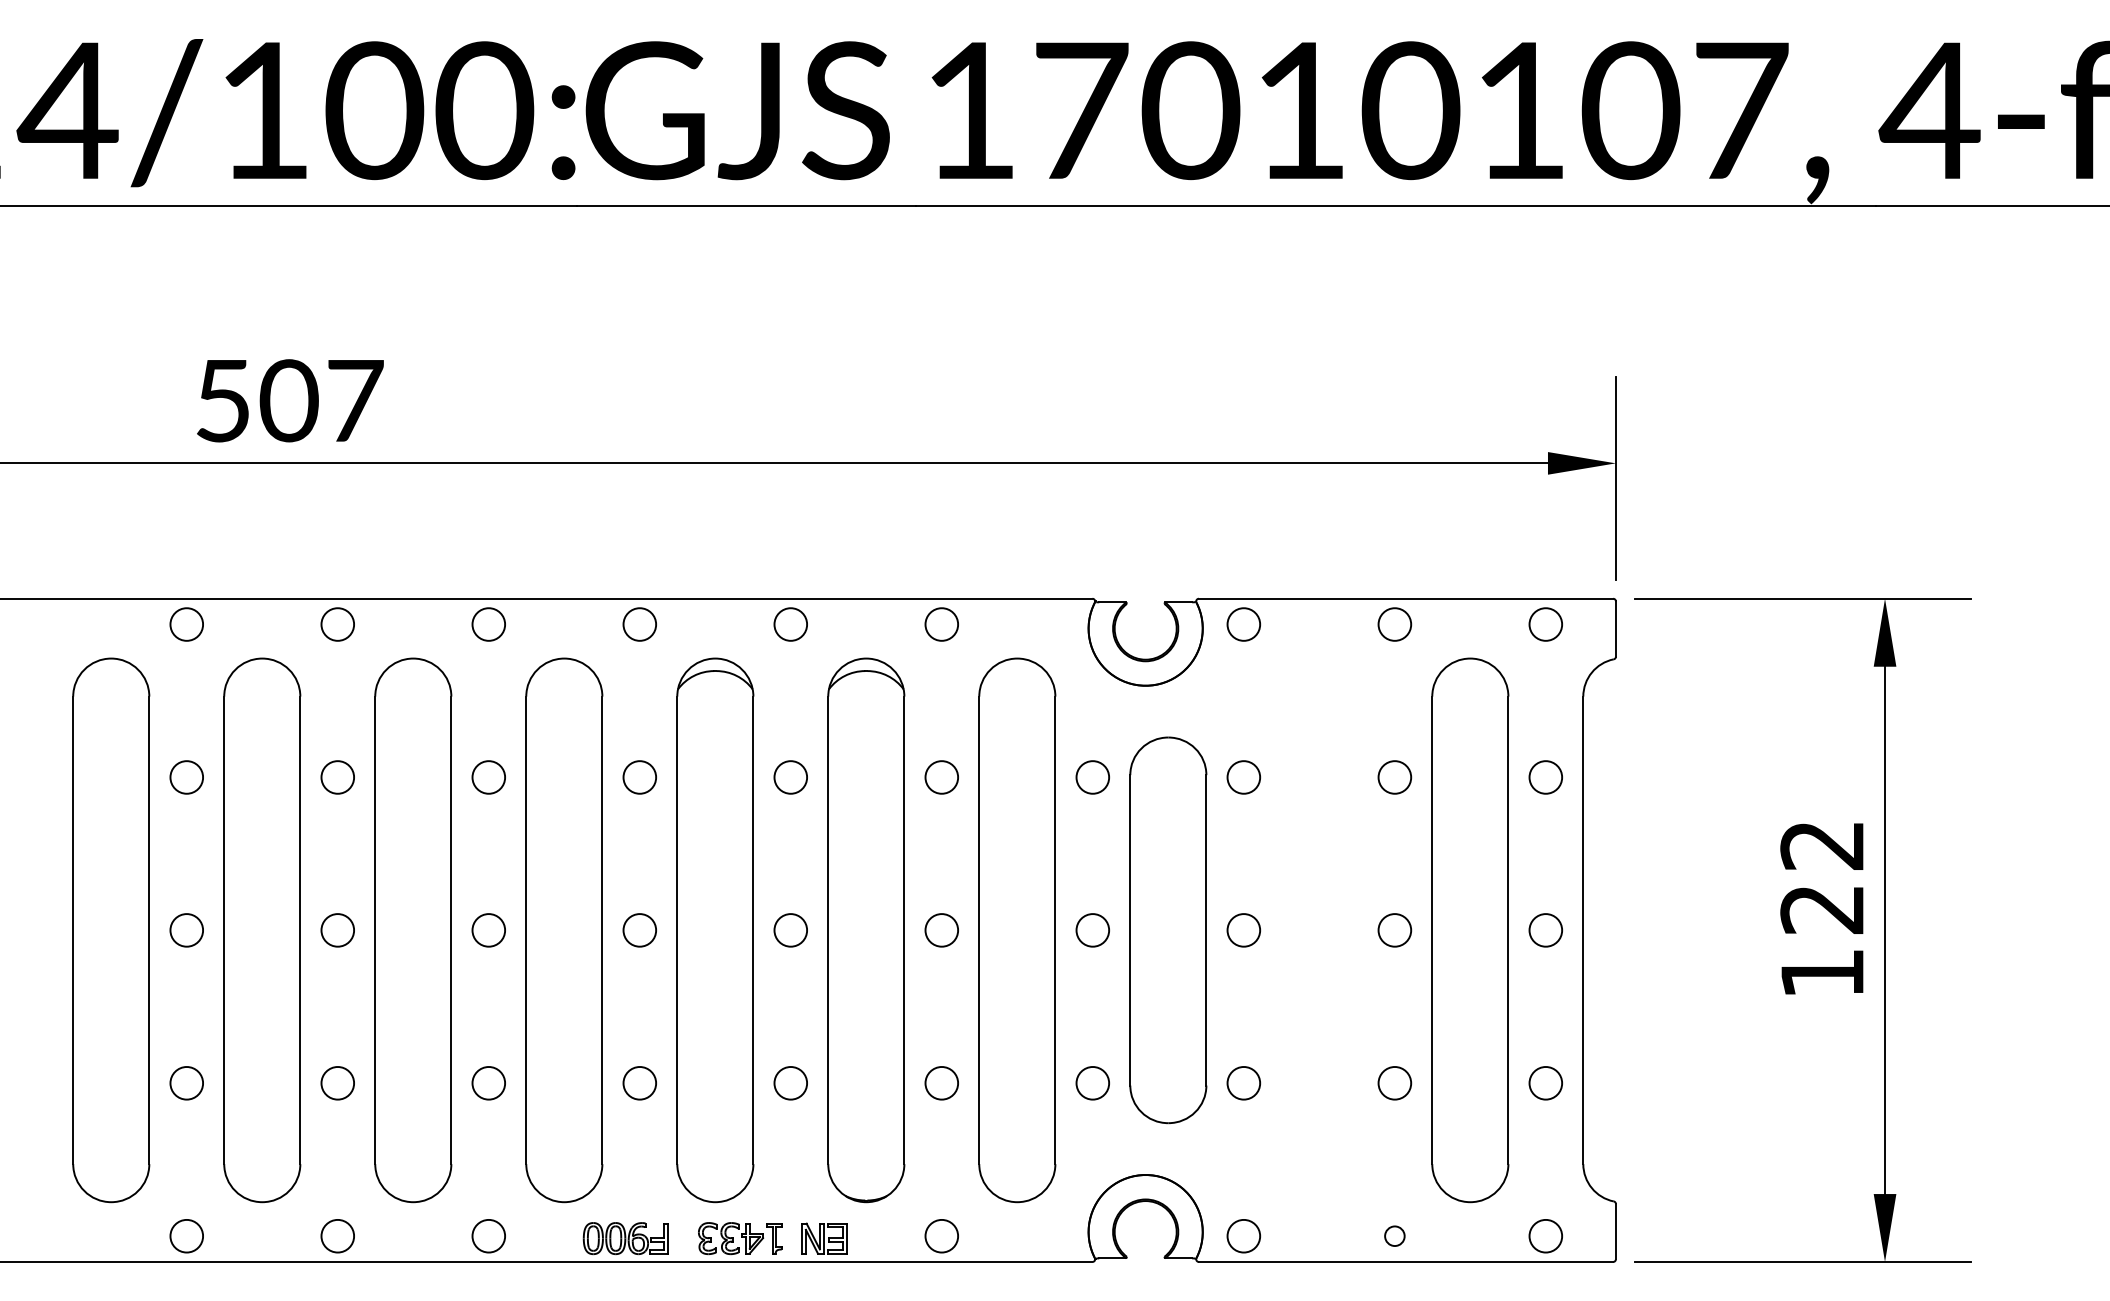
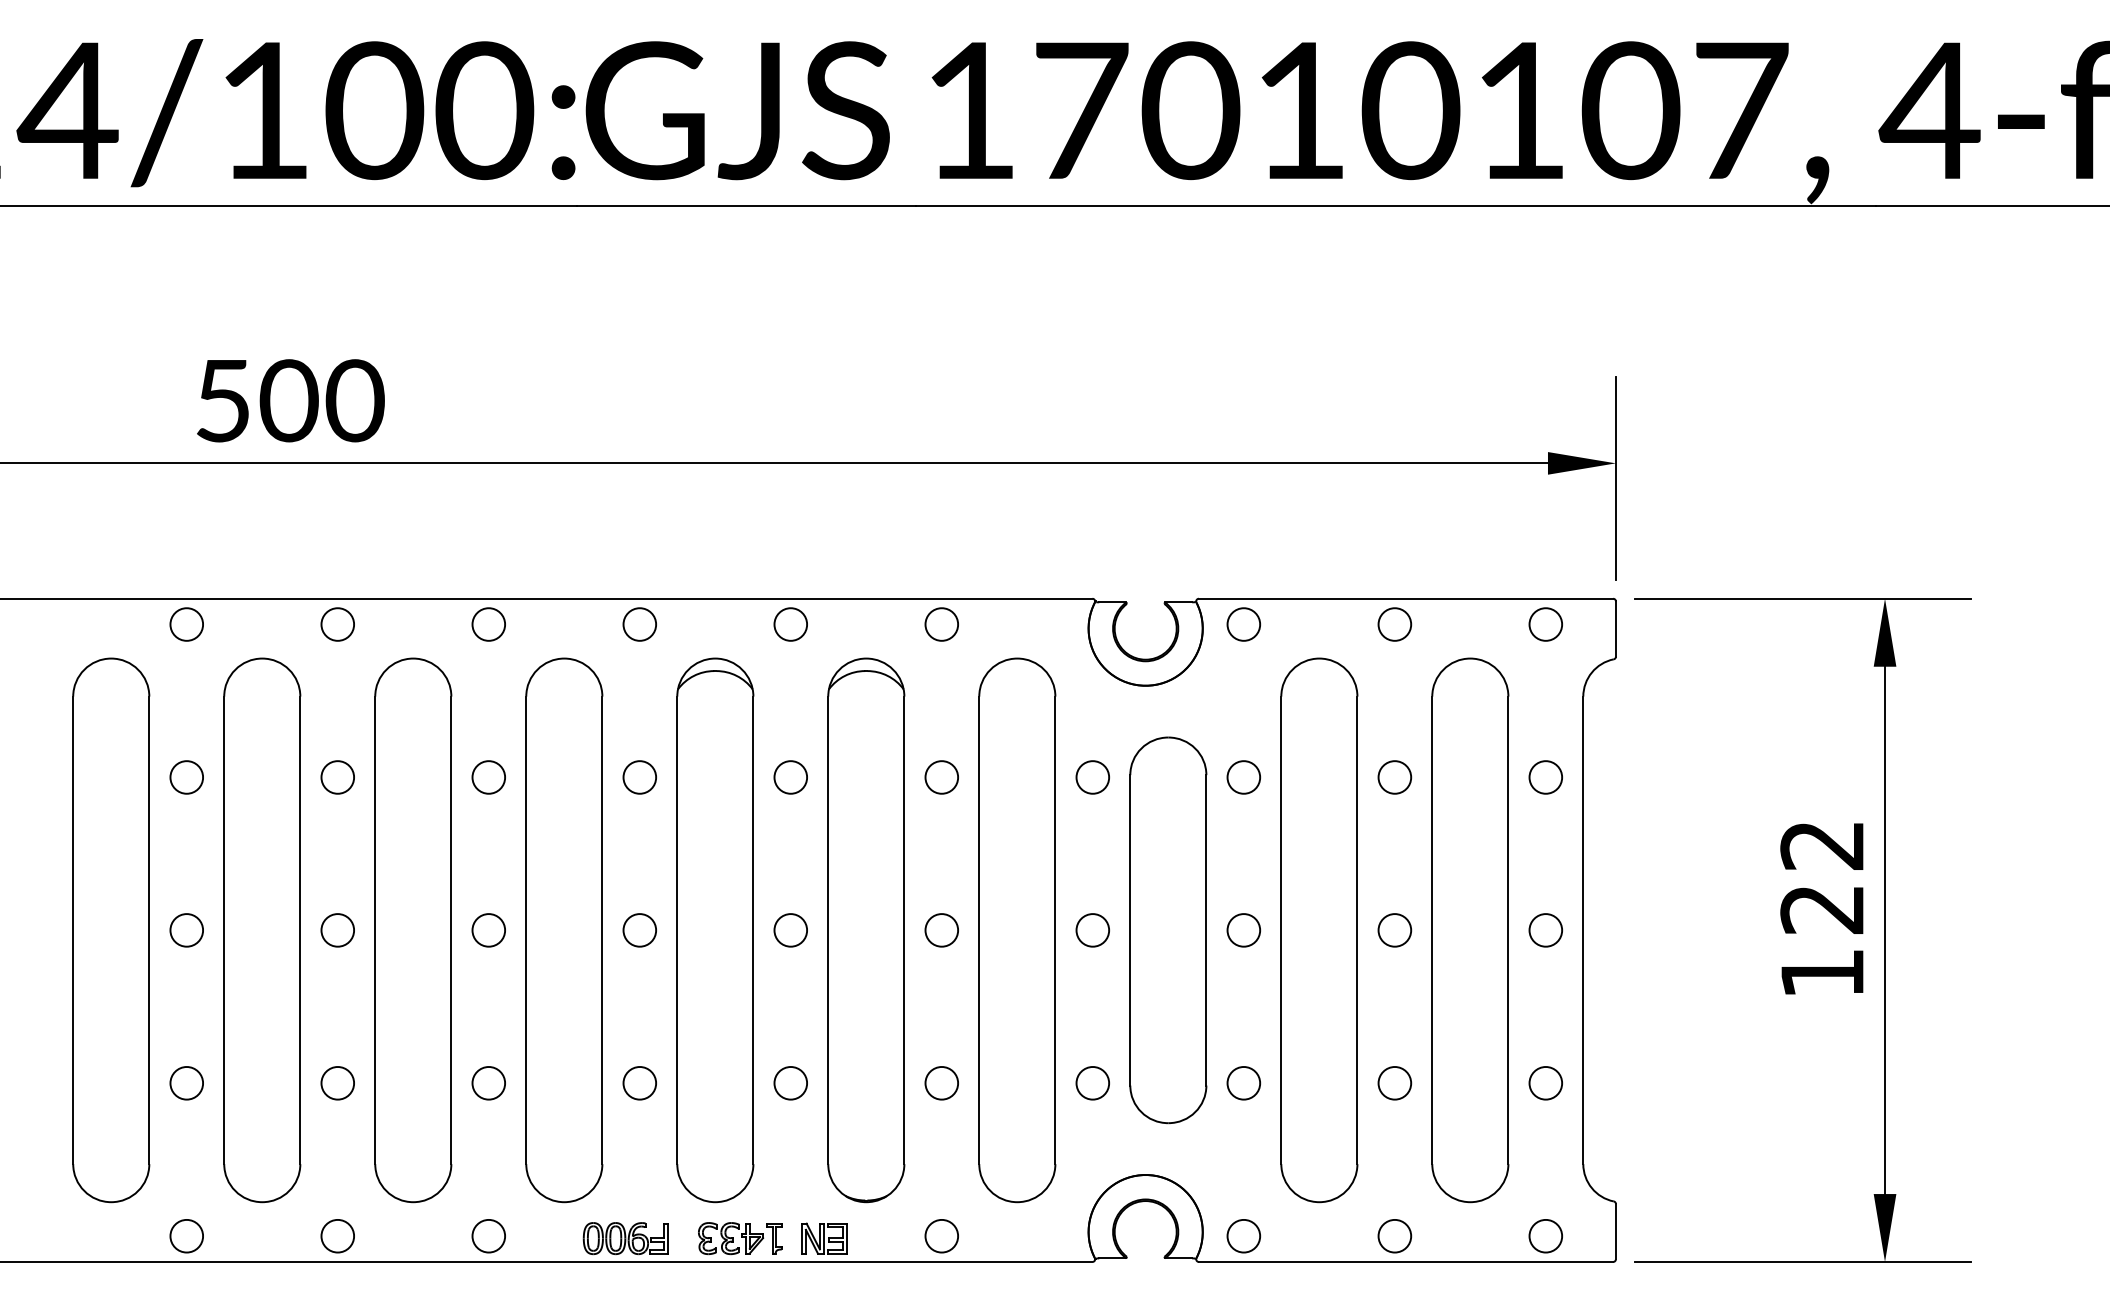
text: 507 -> 500 (354, 400)
part: none -> present (1319, 930)
circle diameter: 20 px -> 33 px (1394, 1235)
